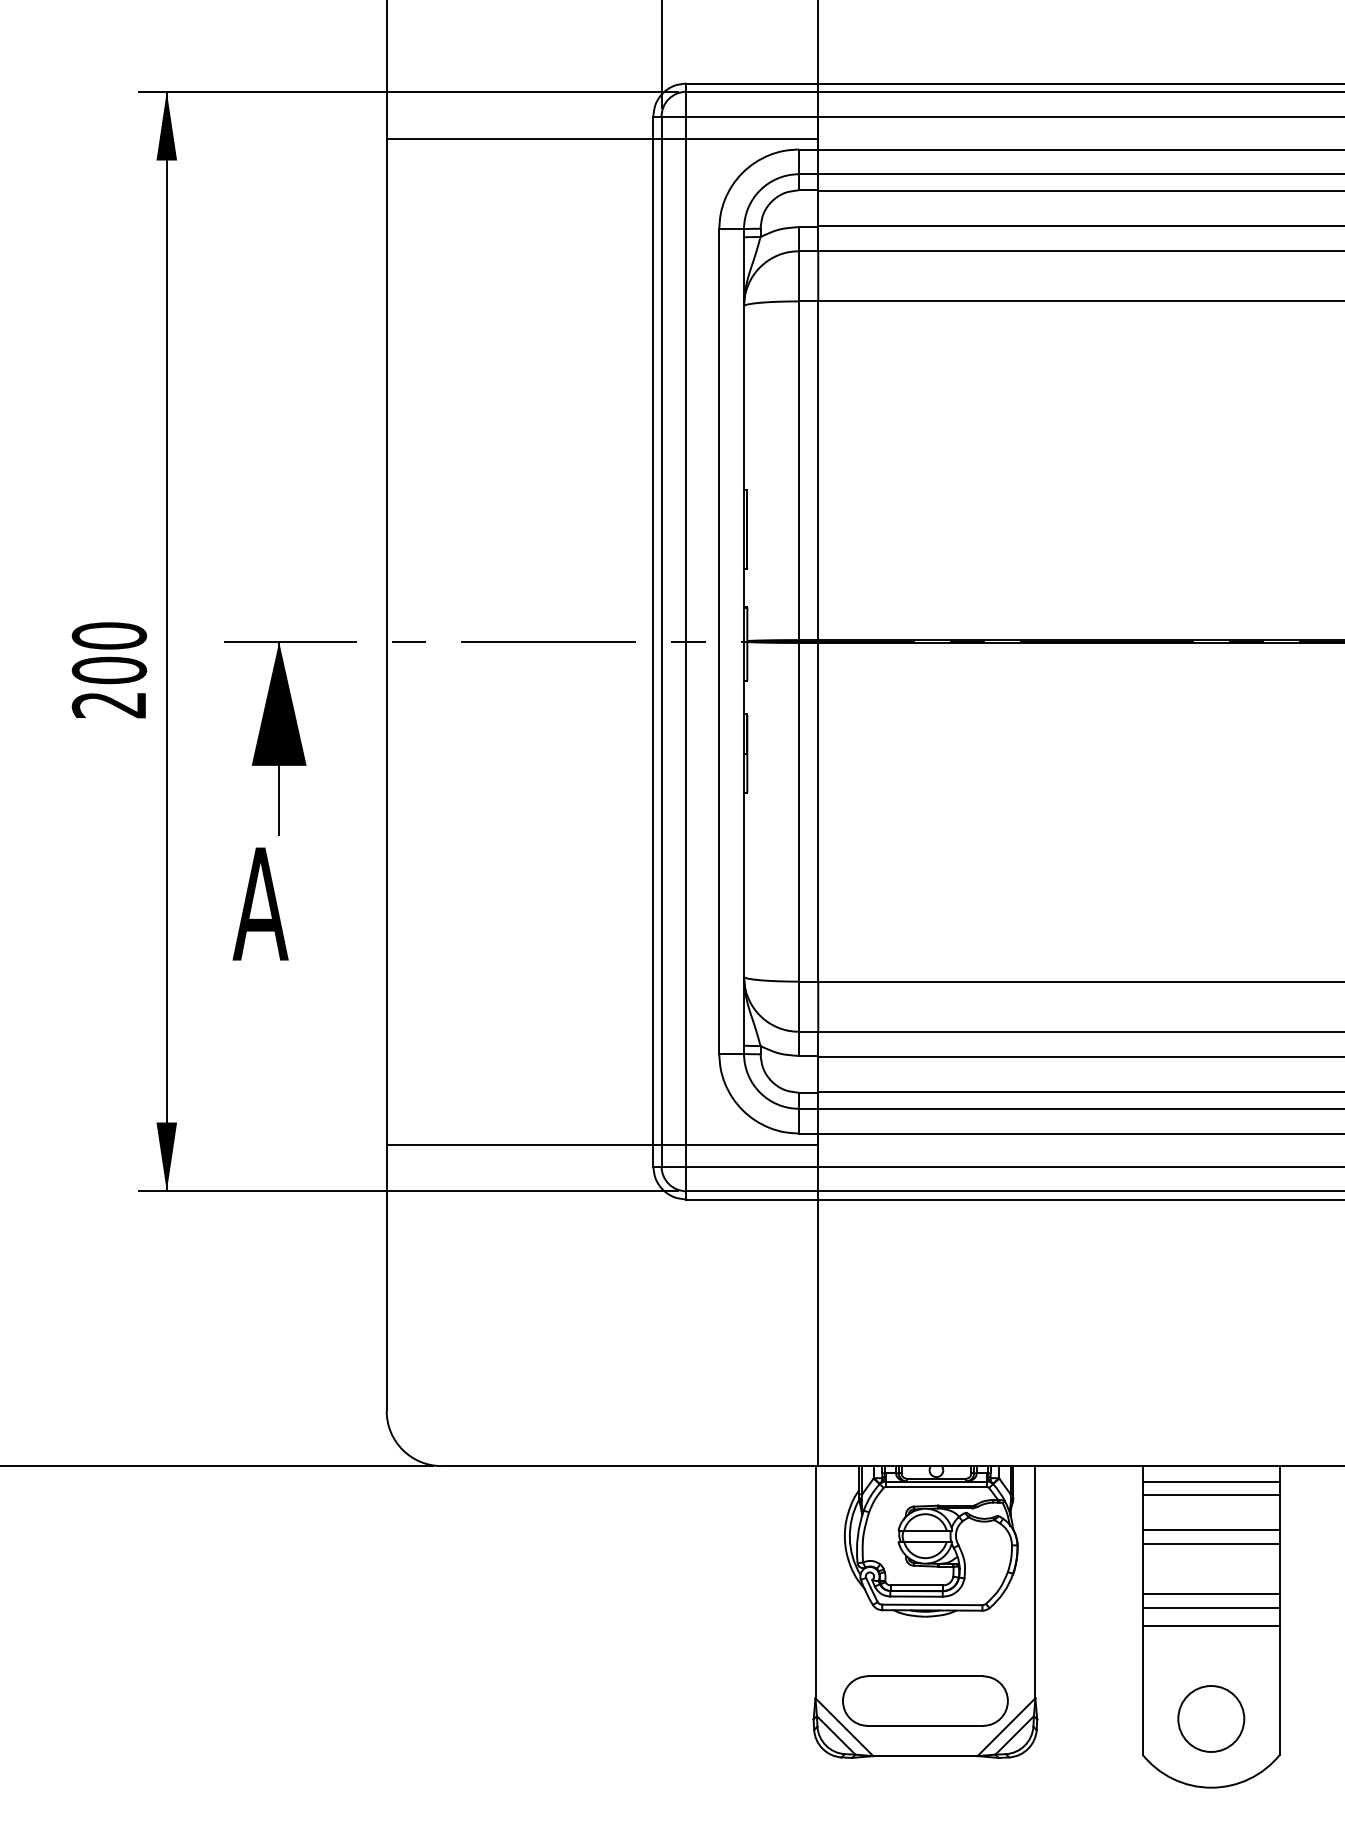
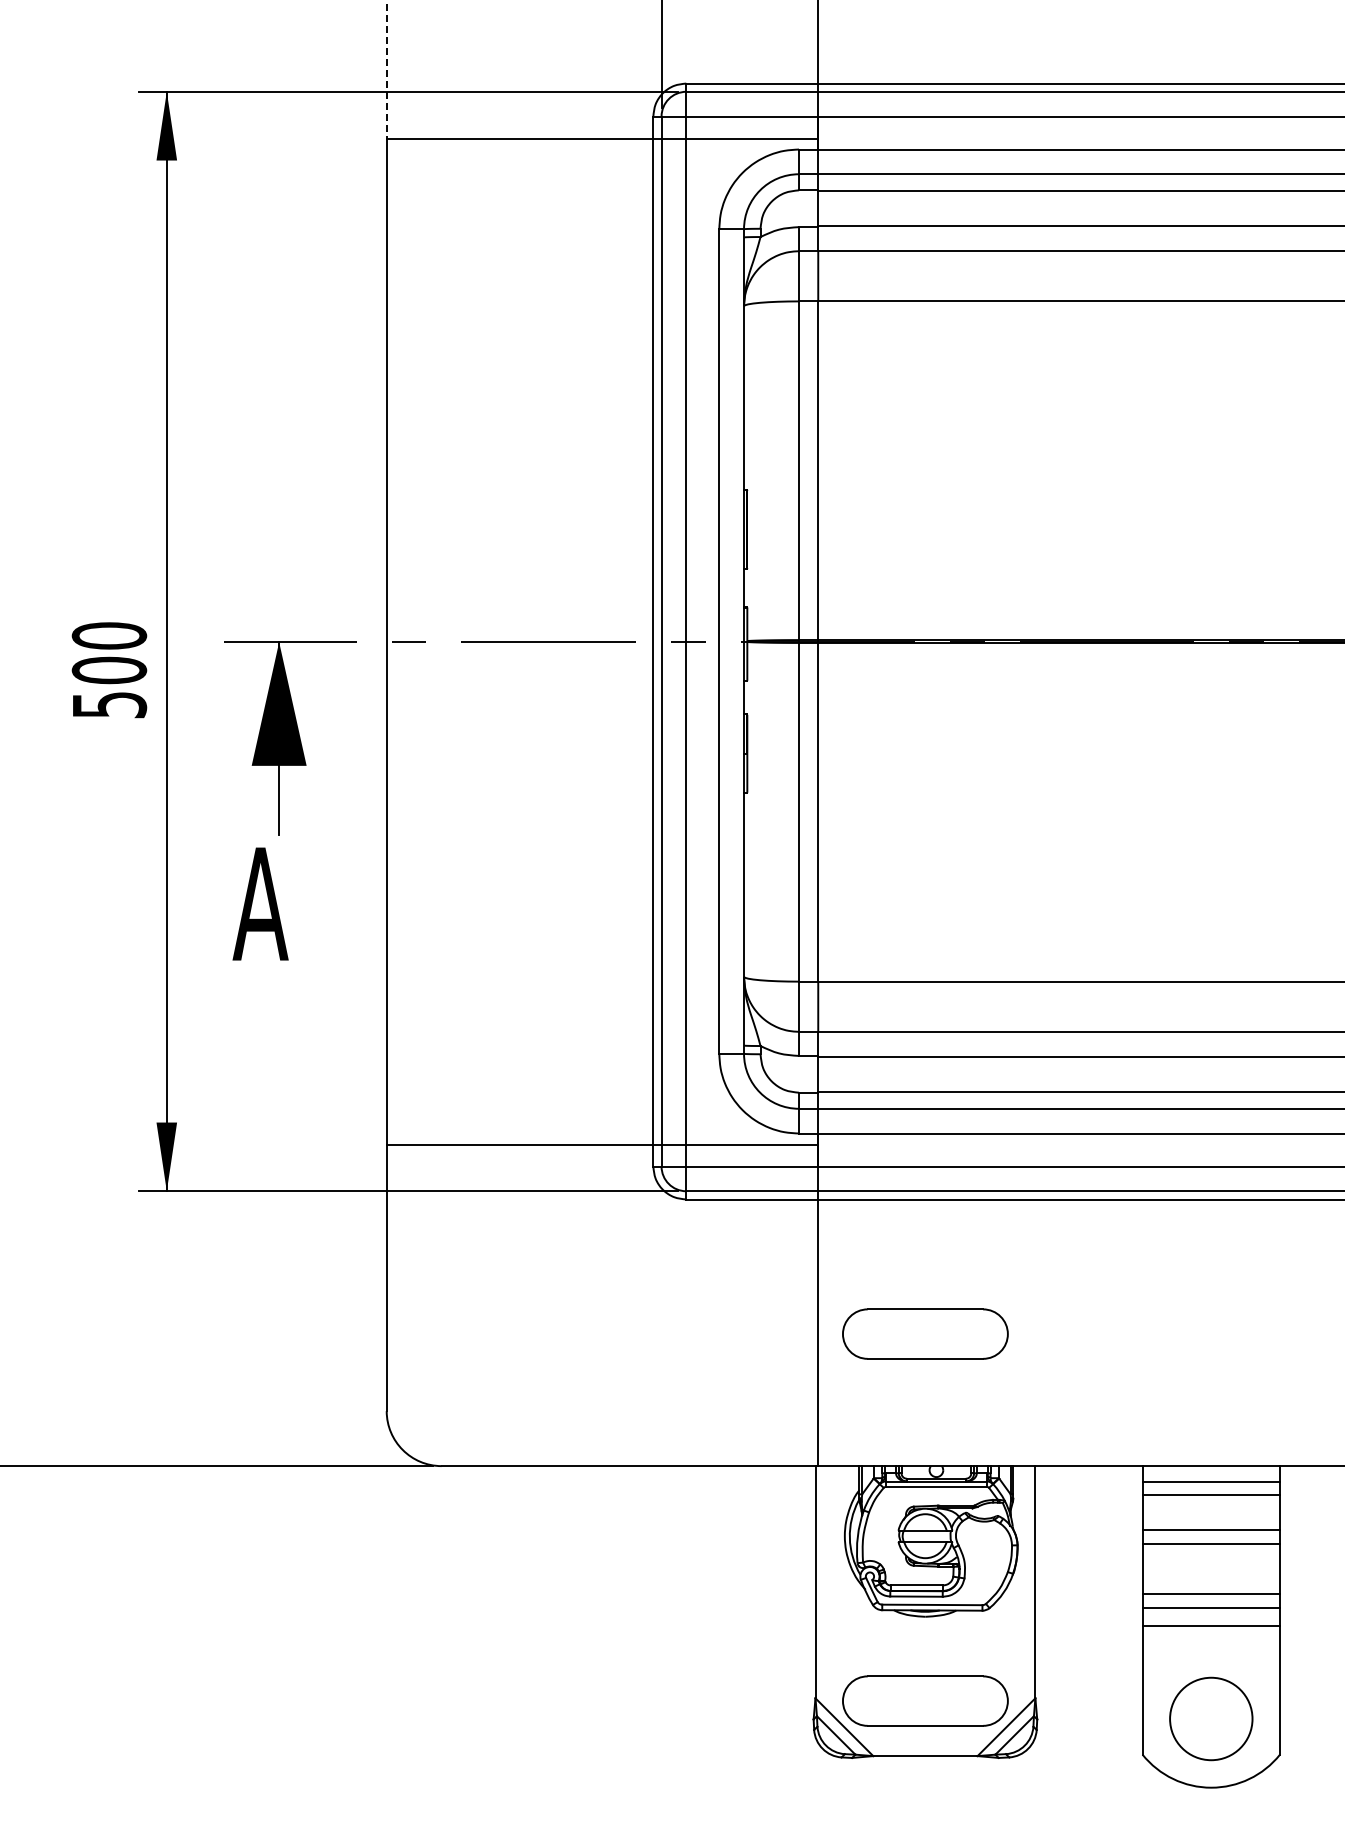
line: solid -> dashed (386, 69)
text: 200 -> 500 (109, 705)
part: none -> present (925, 1333)
circle diameter: 66 px -> 82 px (1211, 1718)
